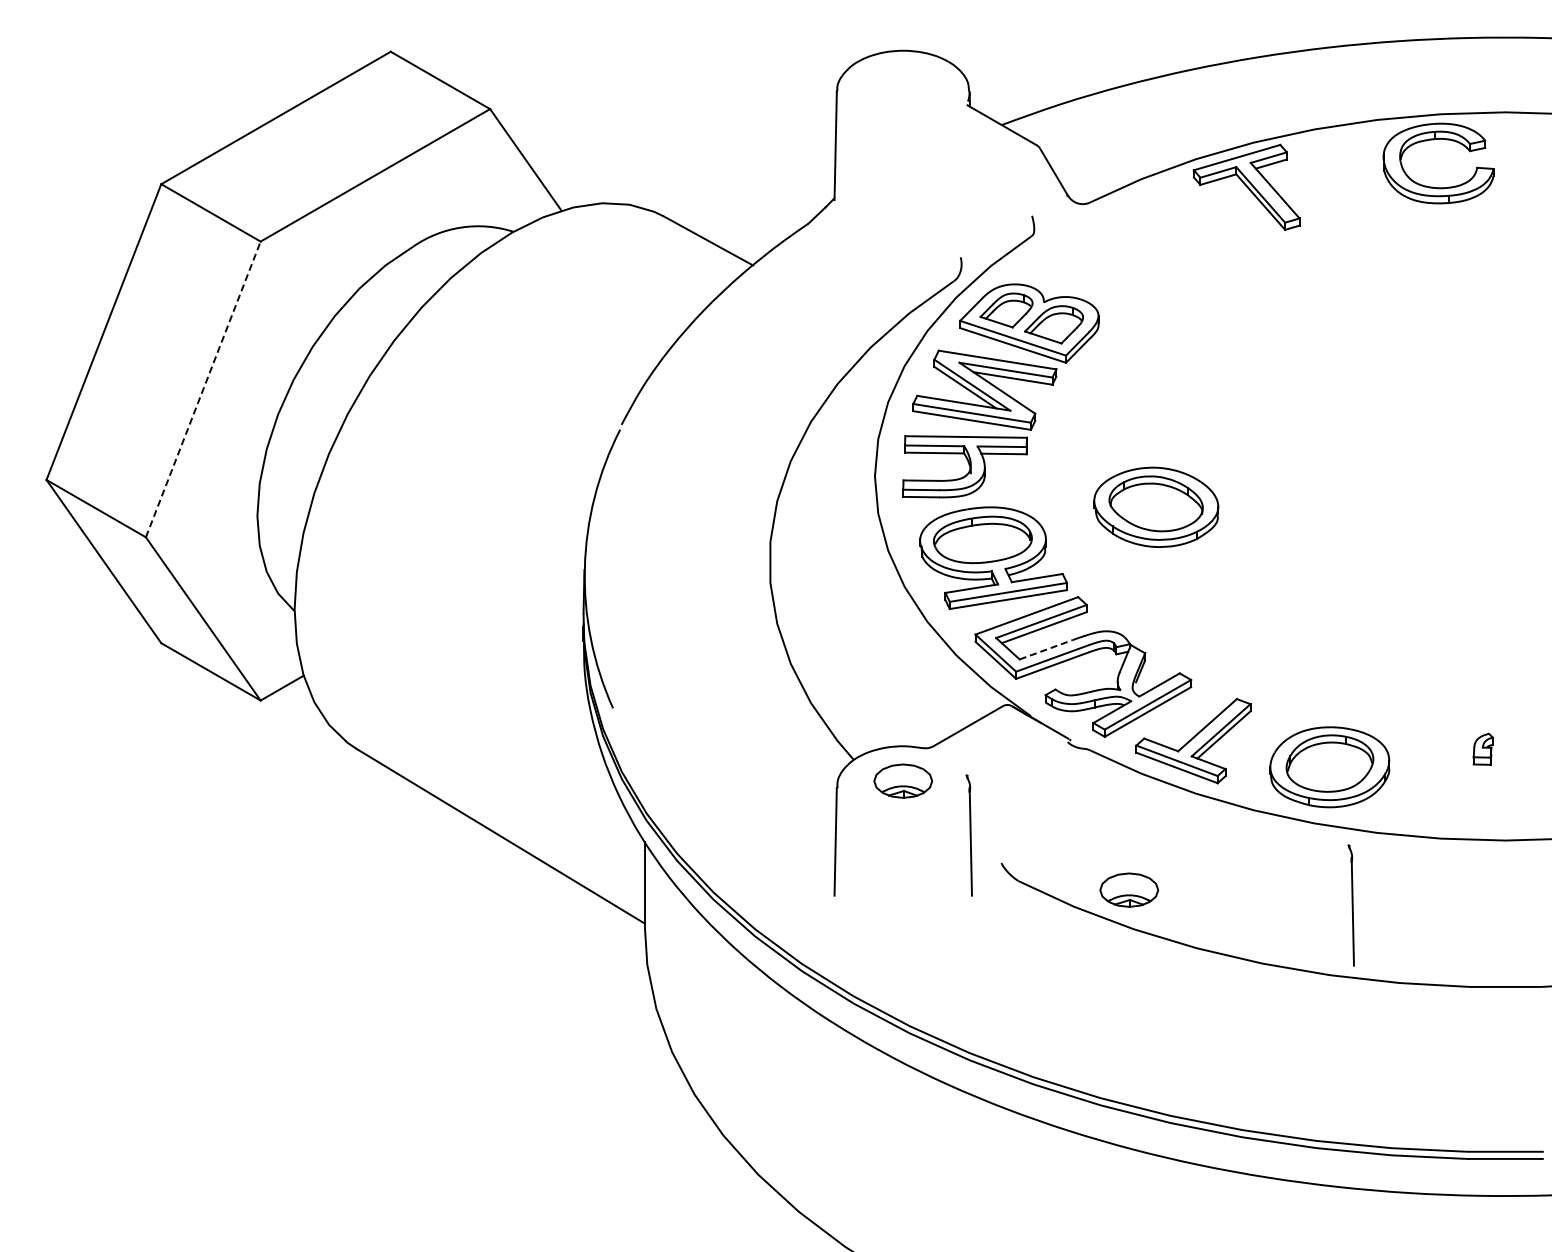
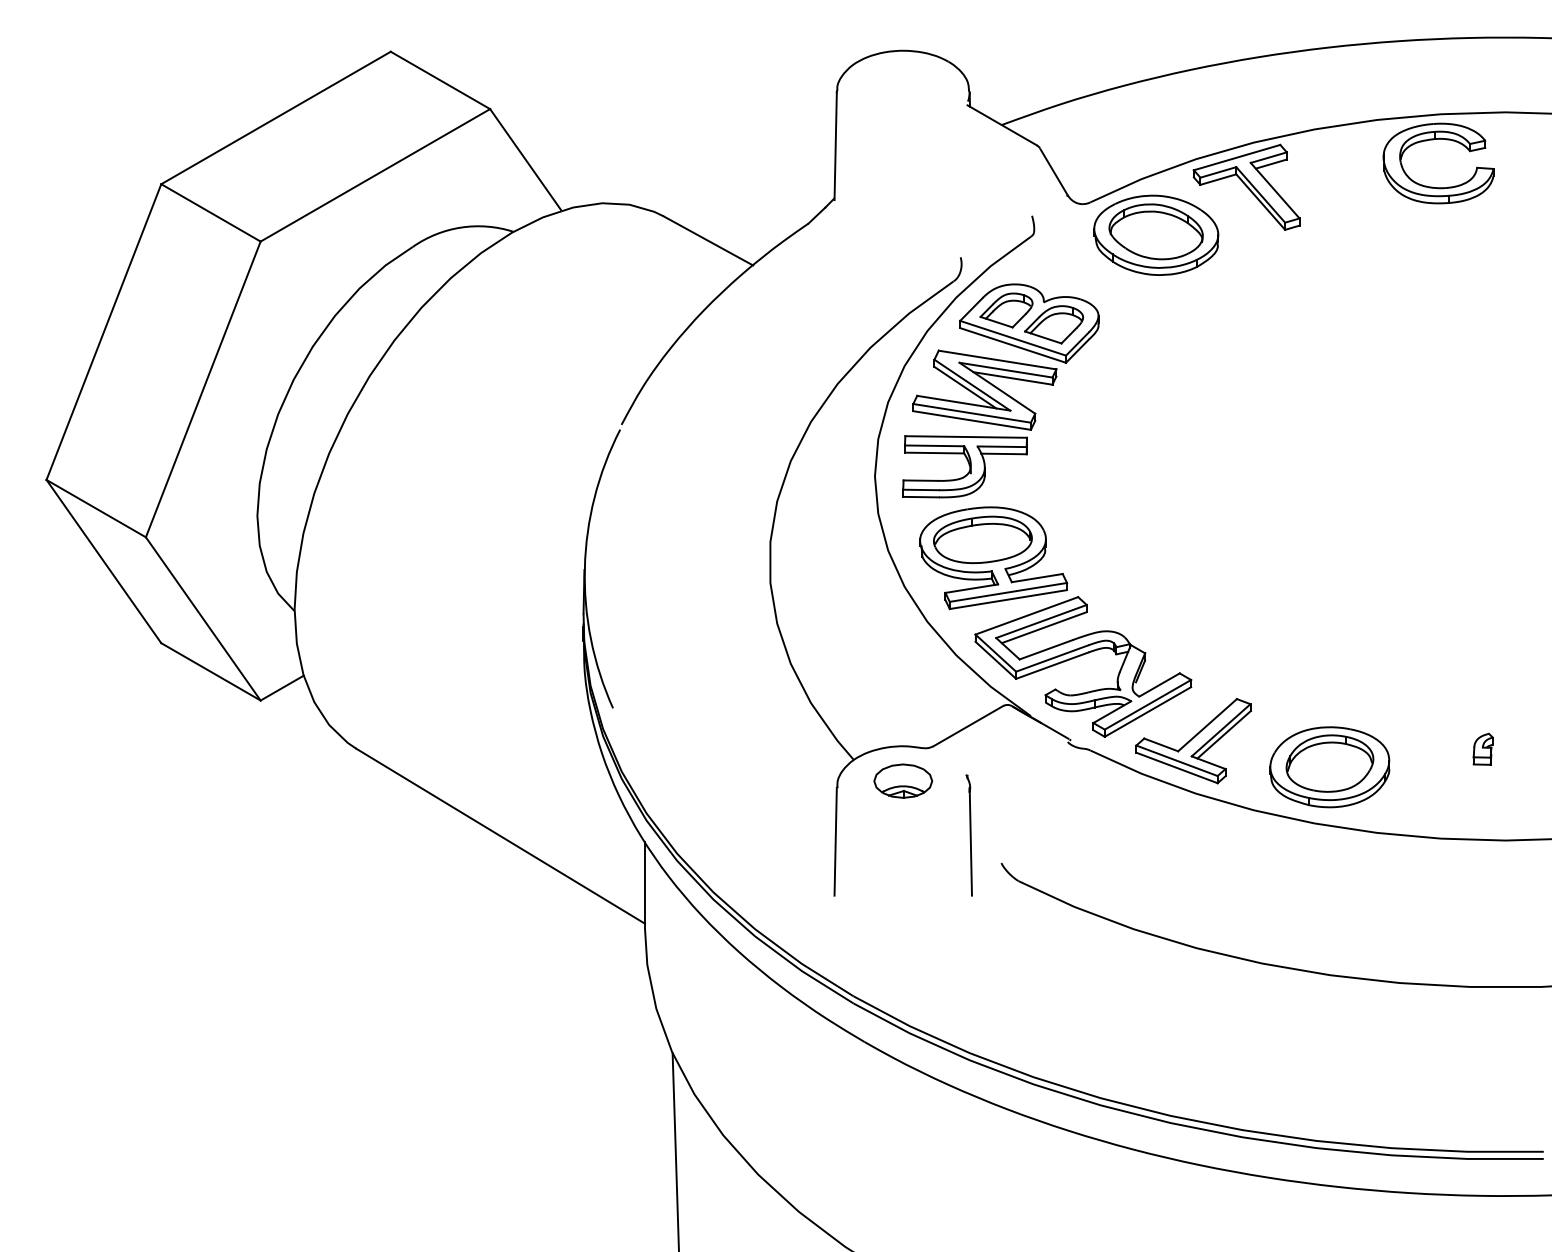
line: dashed -> solid (203, 389)
part position: (1156, 506) -> (1156, 234) (1156, 234)
line: dashed -> solid (1046, 649)
part: present -> none (1129, 889)
part: present -> none (1350, 905)
line: none -> present (675, 1150)
